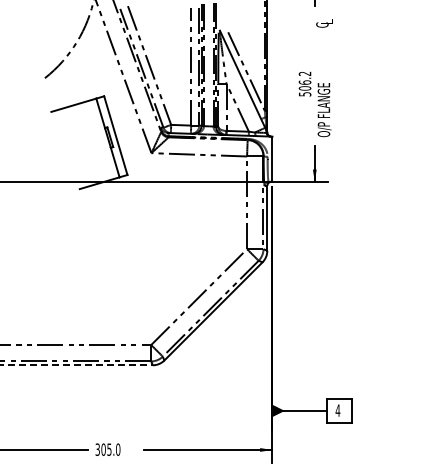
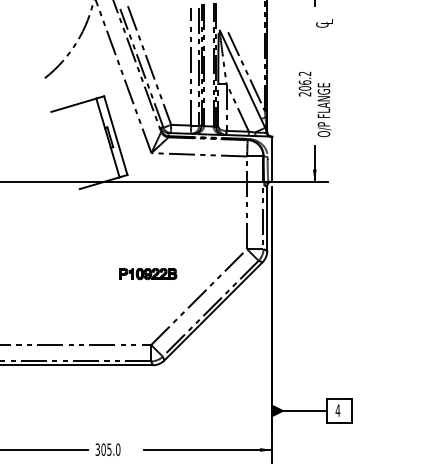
text: 506.2 -> 206.2 (304, 94)
part: none -> present (148, 274)
line: dashed -> solid (76, 365)
